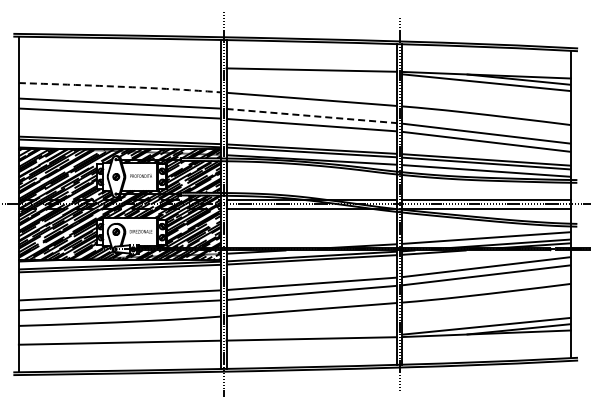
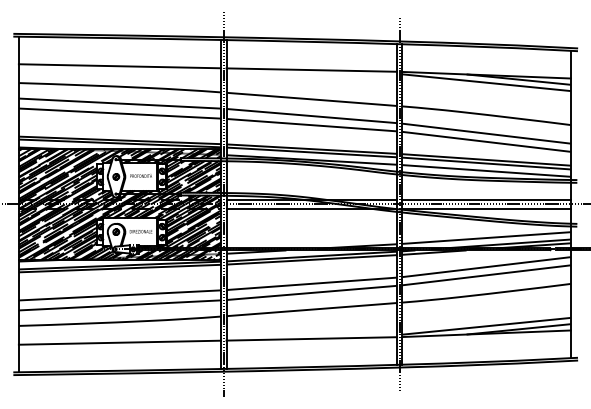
line: none -> present (119, 66)
line: dashed -> solid (121, 86)
line: dashed -> solid (312, 116)
